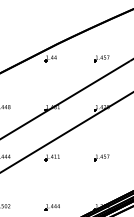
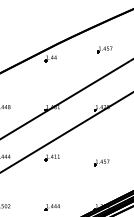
part position: (101, 58) -> (104, 49) (104, 49)
part position: (101, 157) -> (101, 162) (101, 162)
